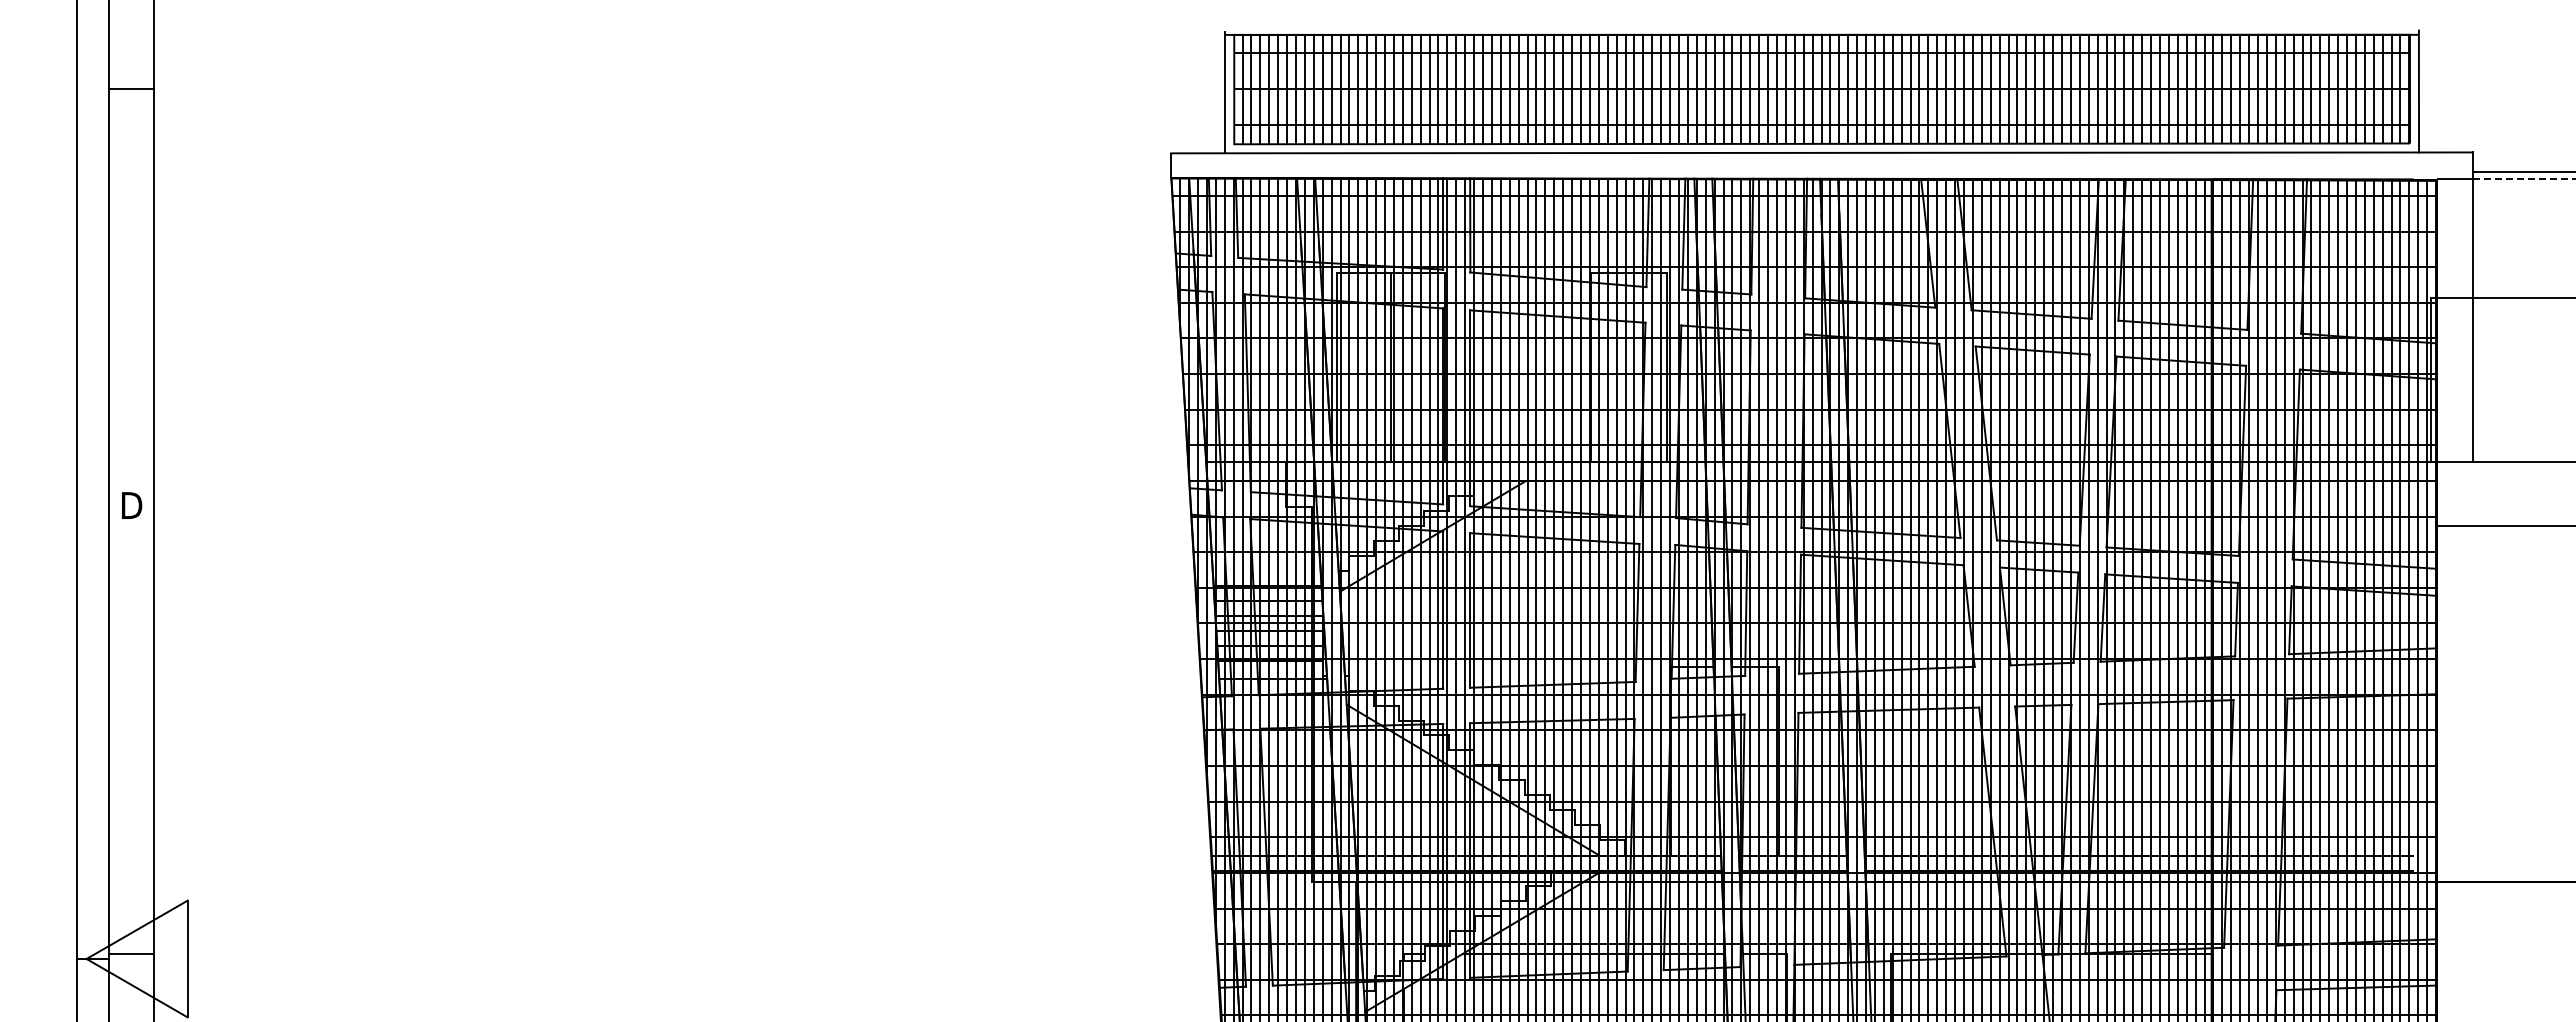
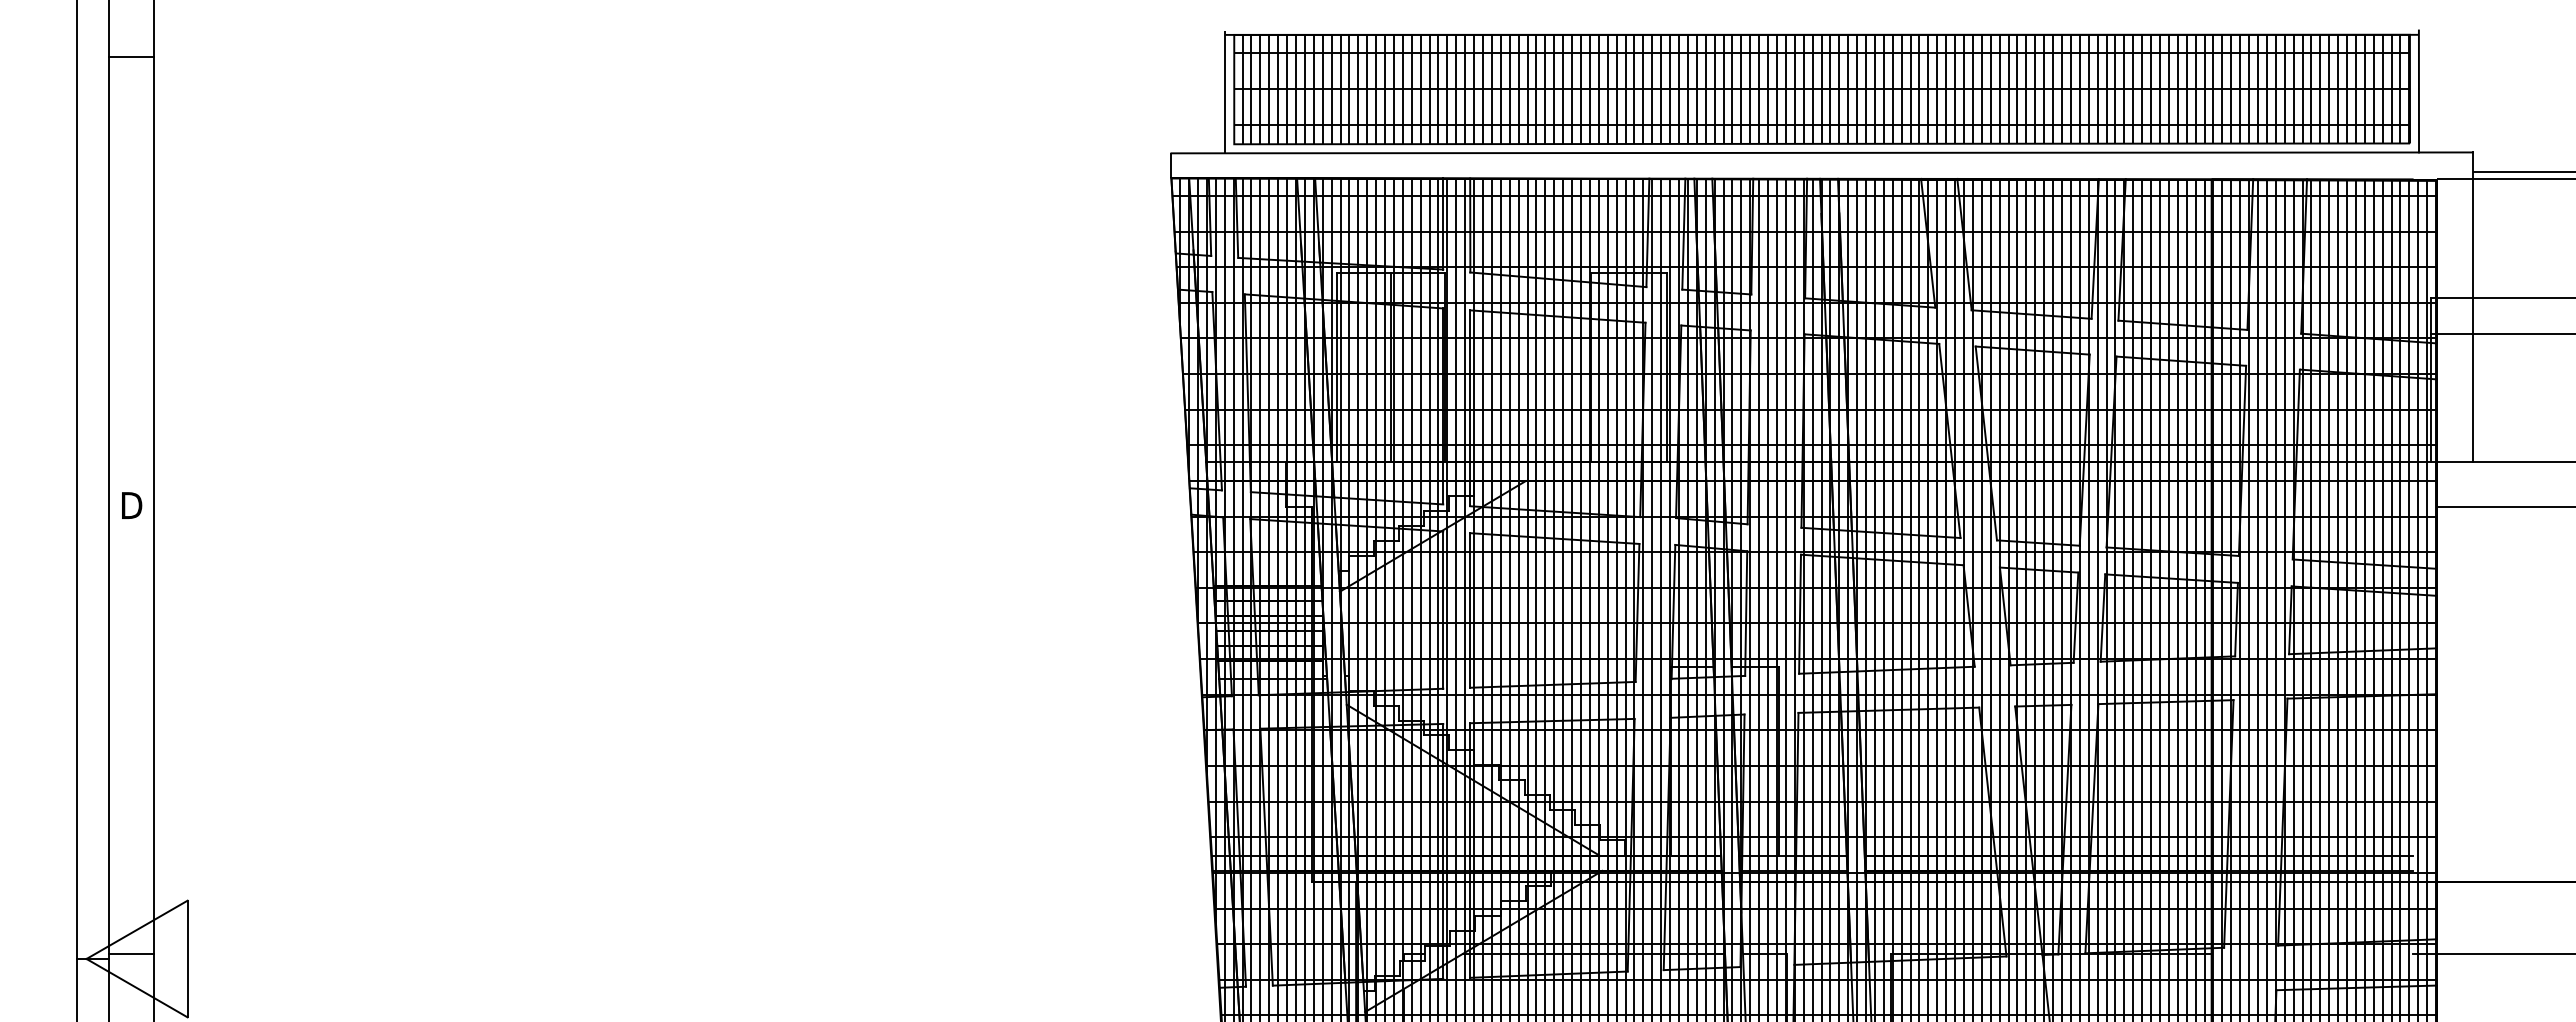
line position: (131, 88) -> (131, 56) (131, 56)
line: dashed -> solid (2524, 179)
line: none -> present (2501, 333)
line position: (2504, 525) -> (2504, 506) (2504, 506)
line: none -> present (2492, 954)
